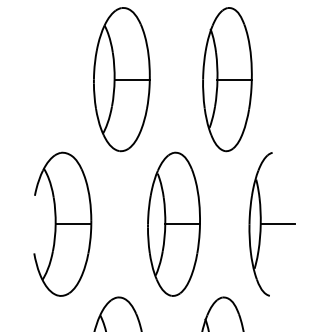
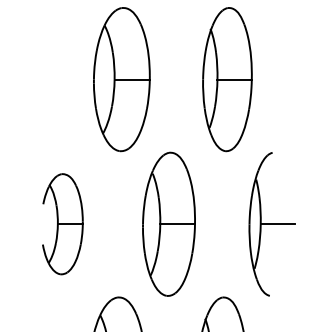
part size: 60x146 px -> 42x103 px (62, 224)
part position: (173, 223) -> (168, 223) (168, 223)
